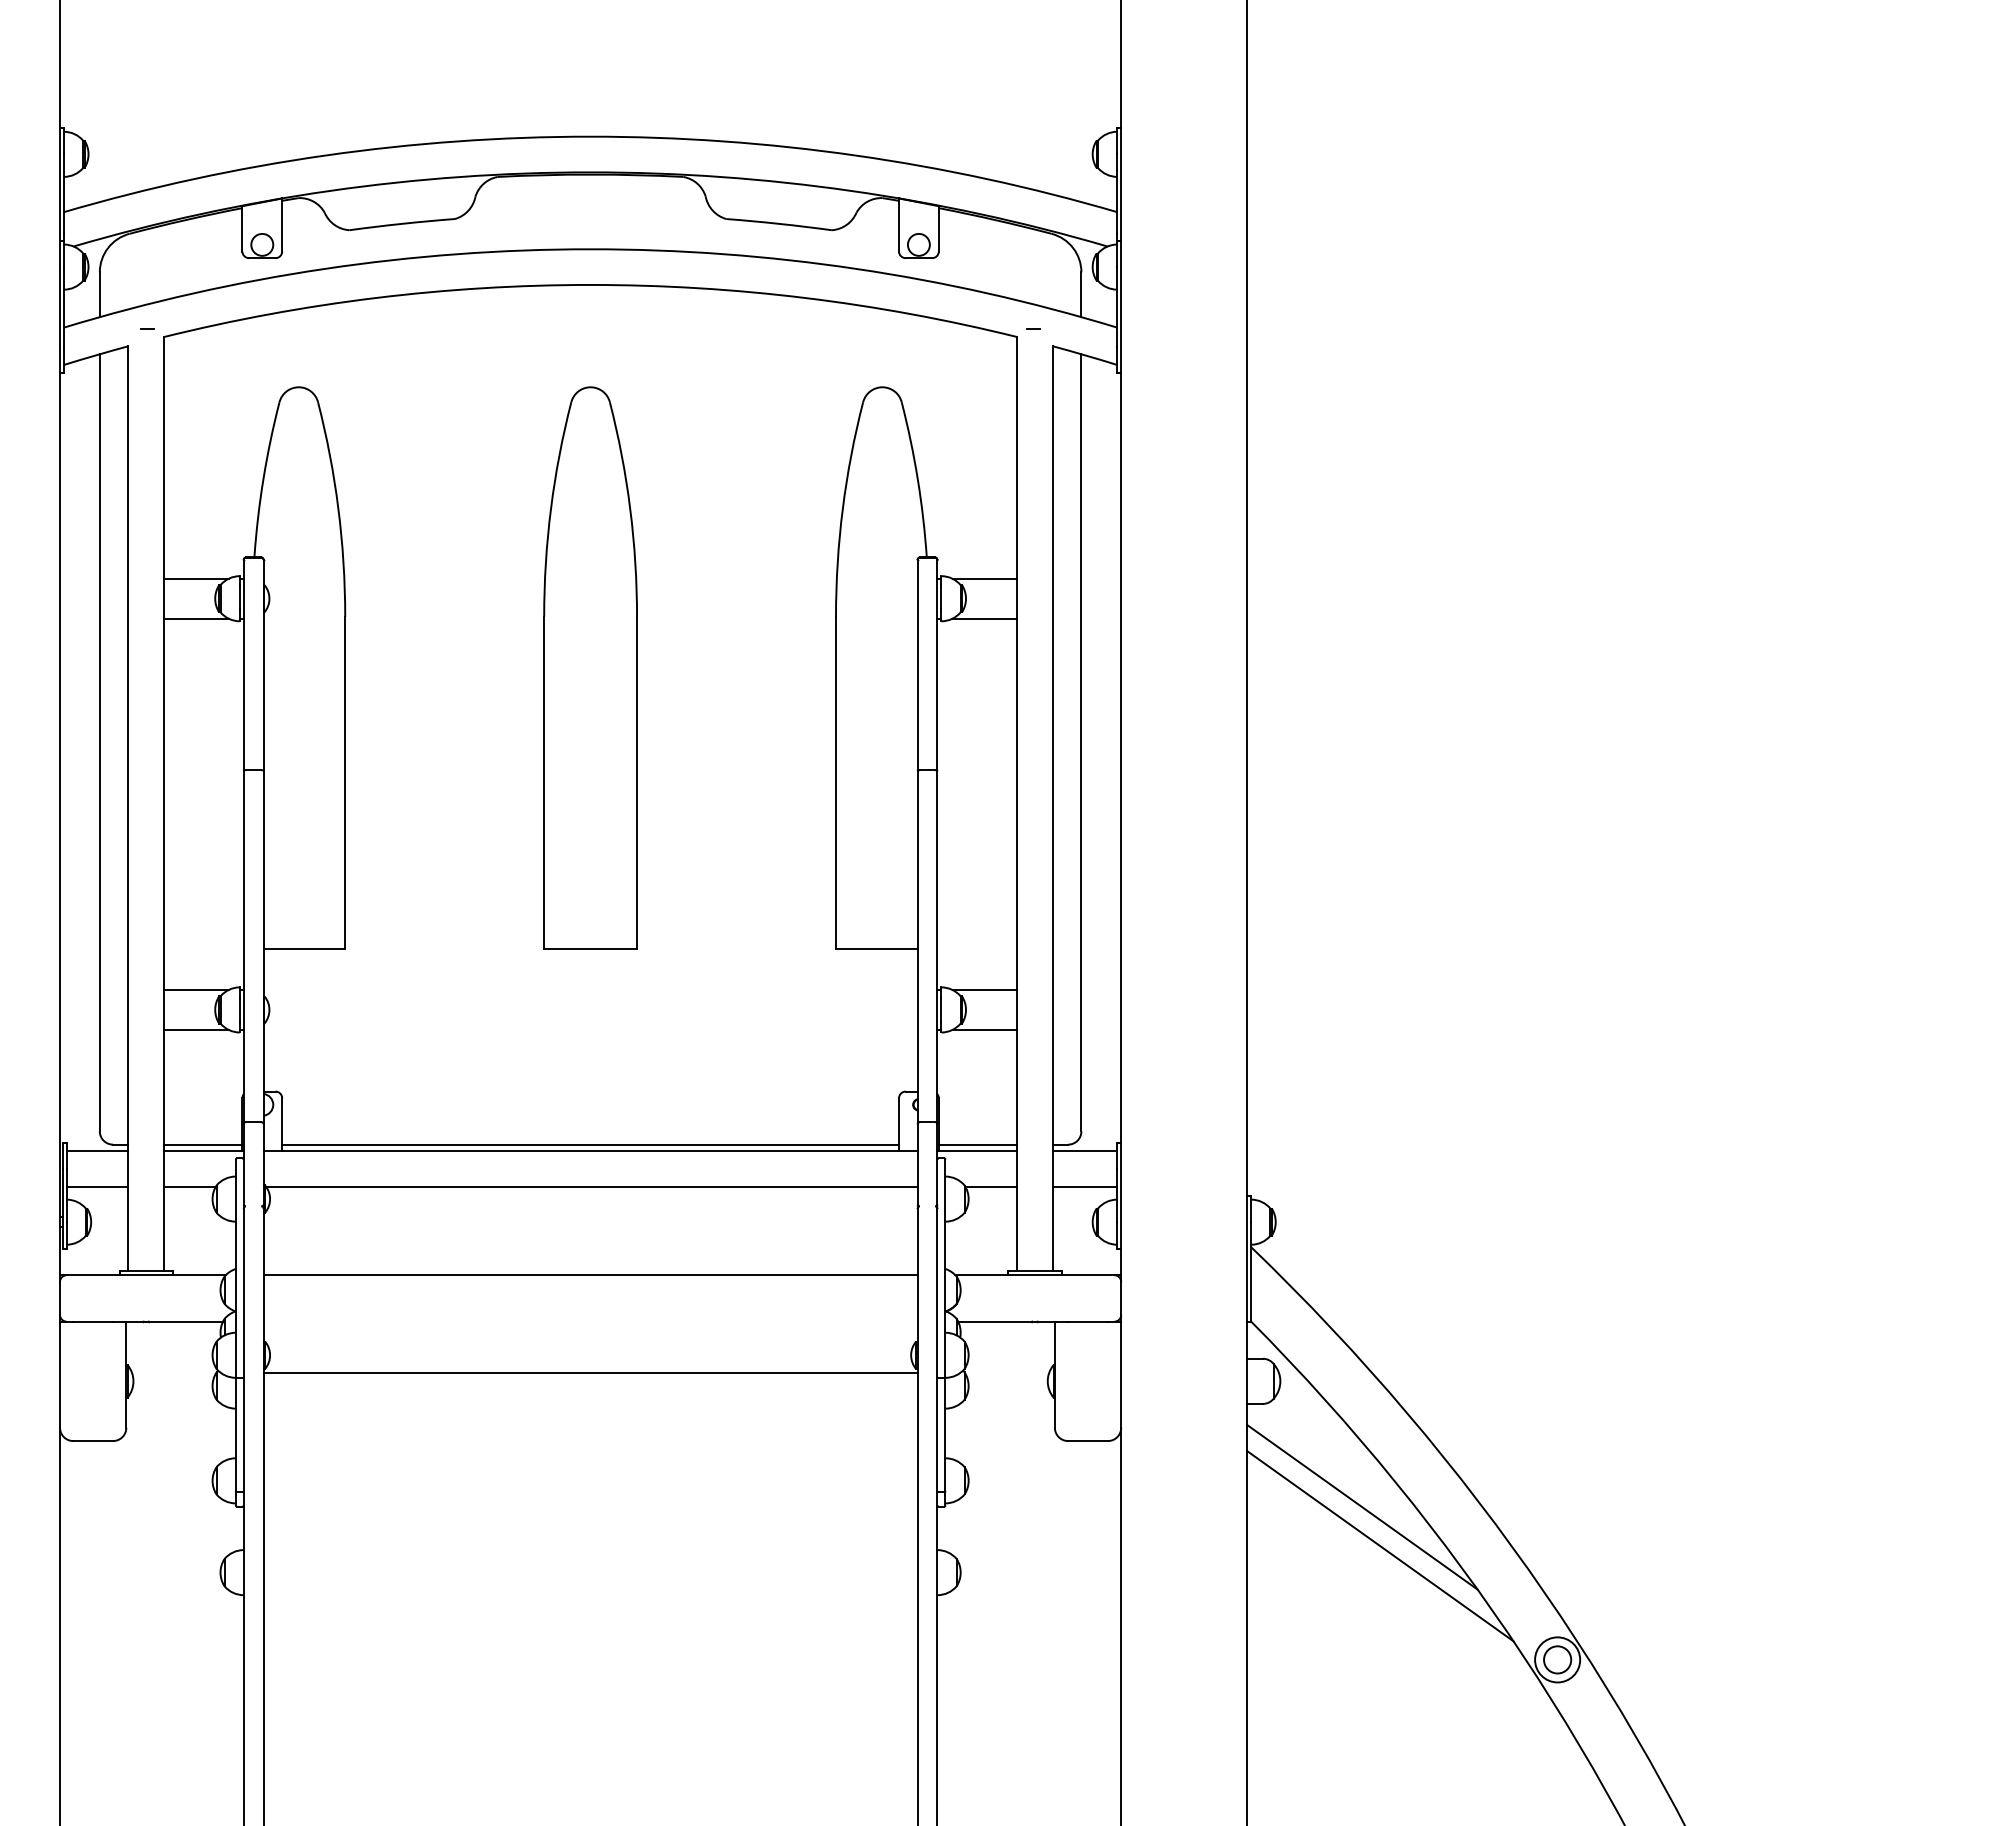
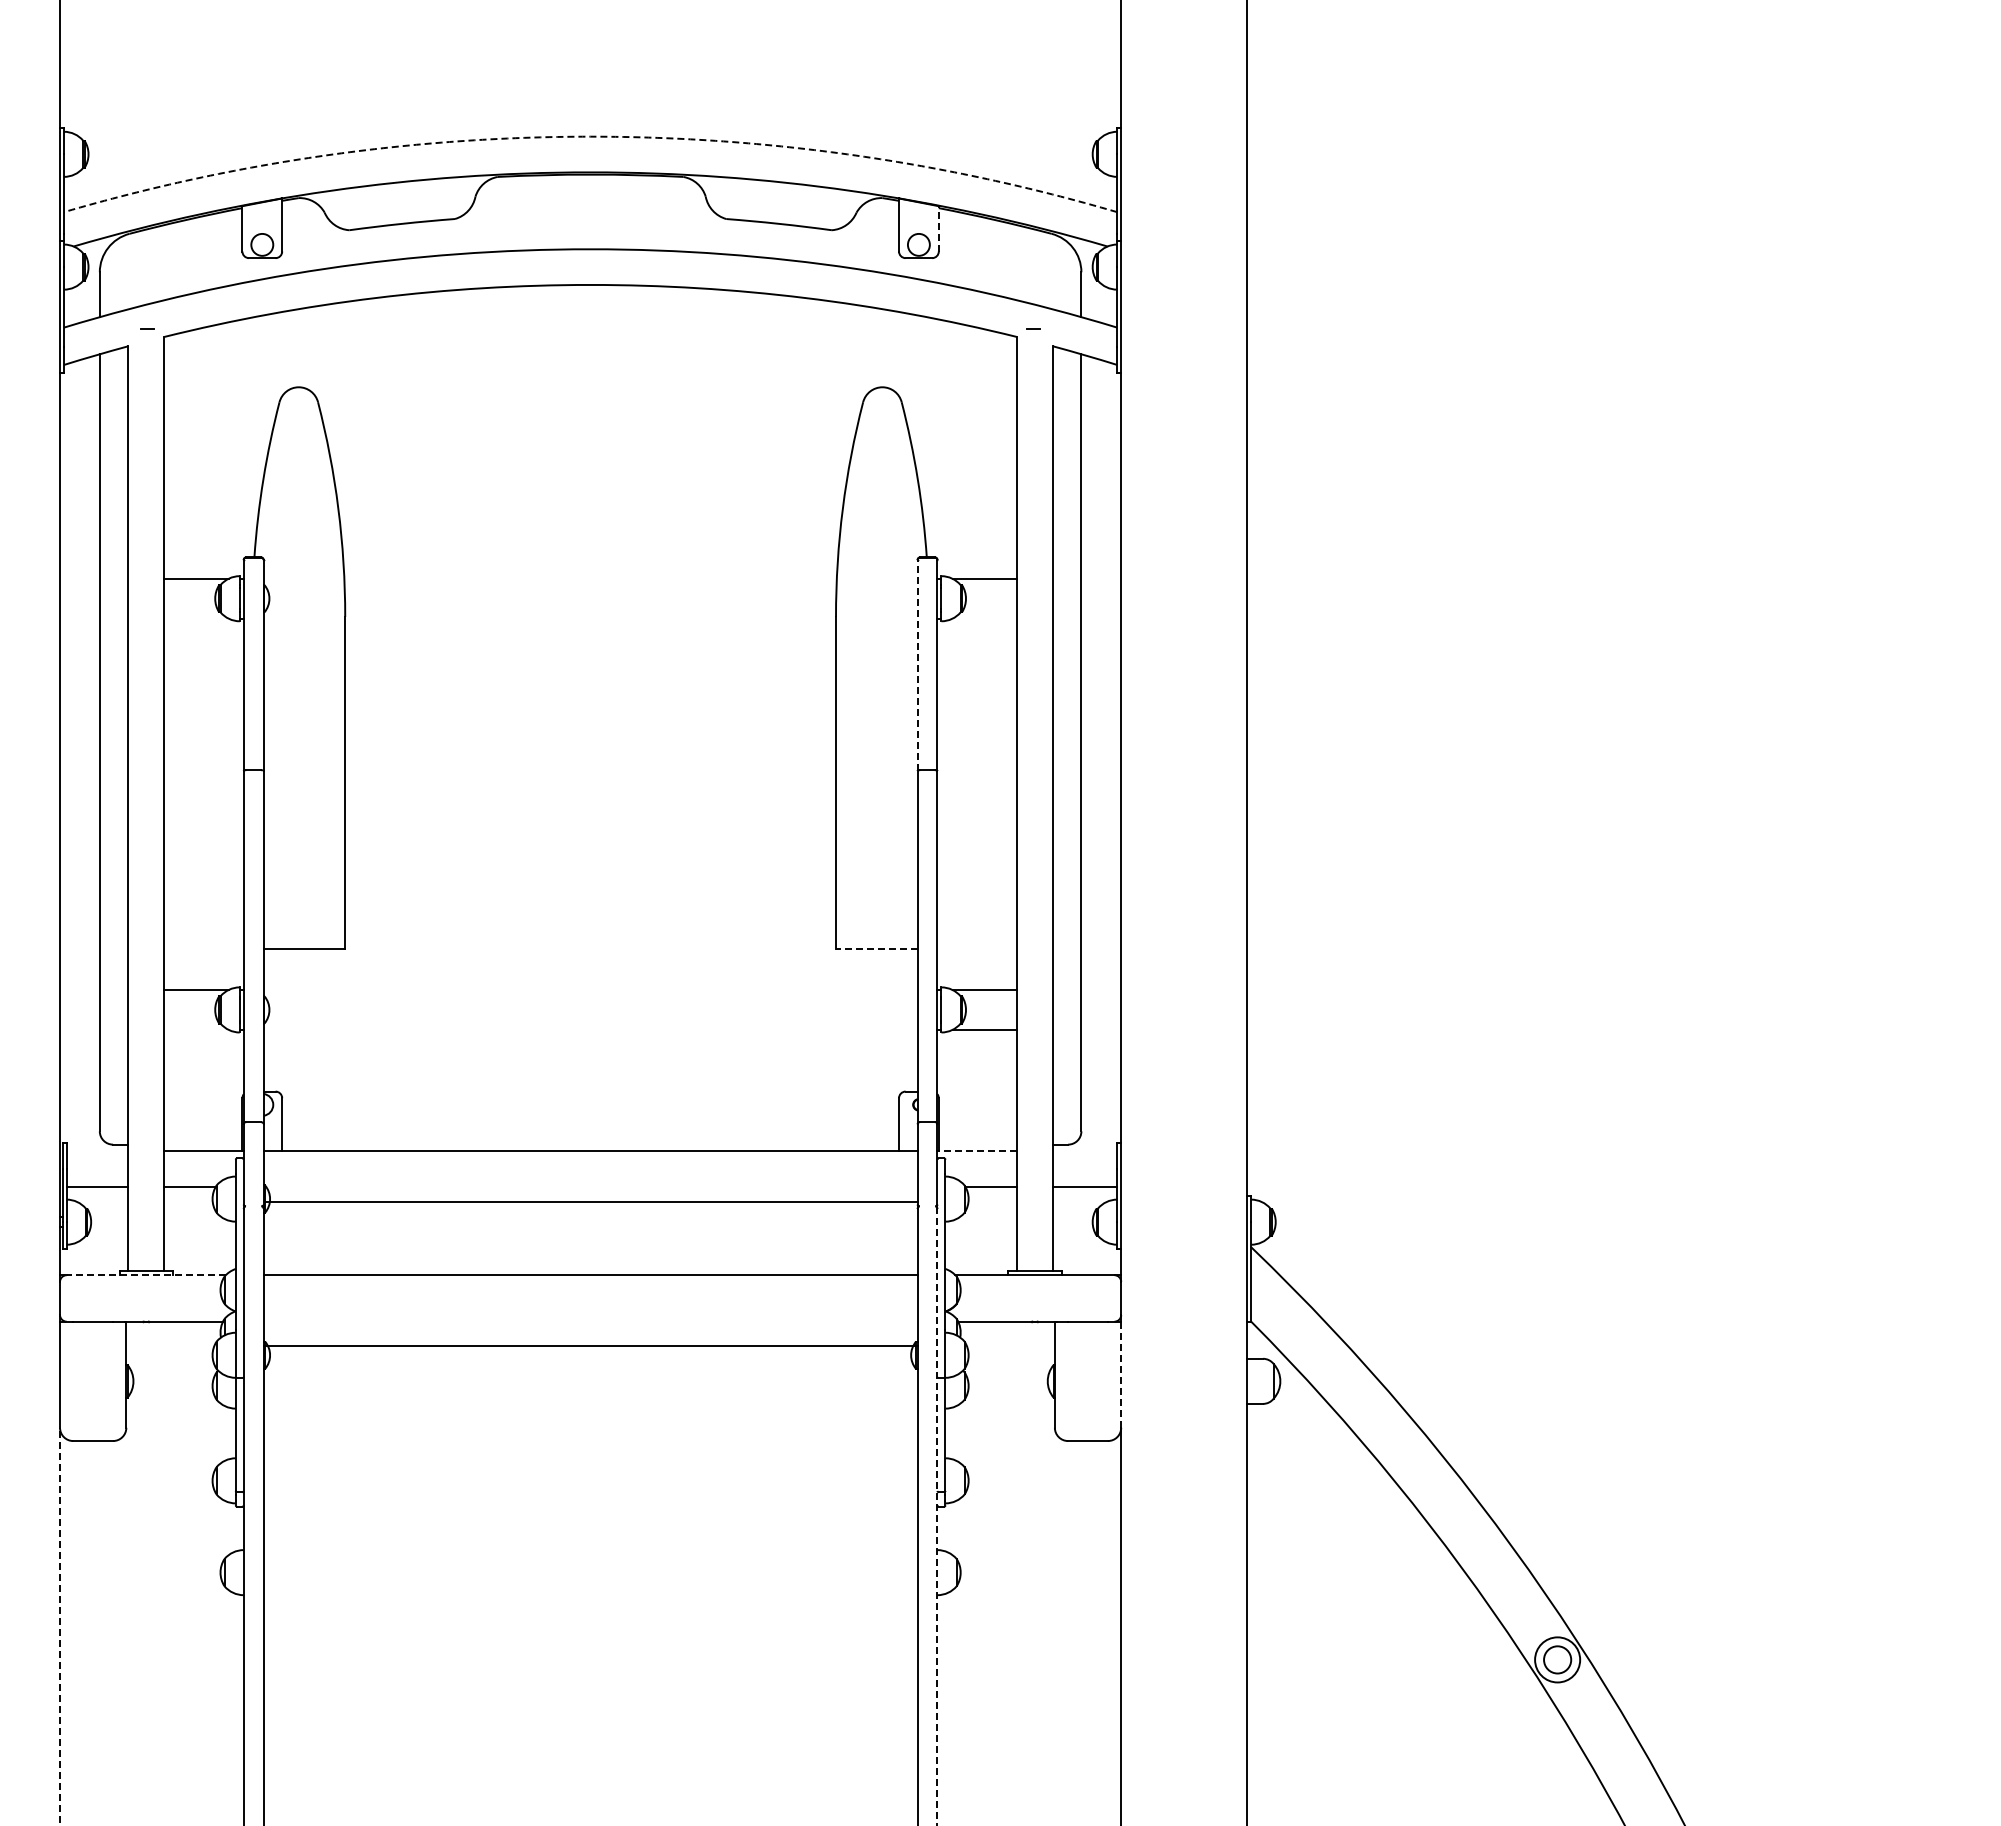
arc: solid -> dashed (590, 136)
line: solid -> dashed (938, 228)
line: present -> none (196, 618)
line: present -> none (984, 618)
line: solid -> dashed (917, 665)
part: present -> none (590, 667)
line: solid -> dashed (876, 948)
line: present -> none (196, 1029)
line: present -> none (203, 1144)
line: present -> none (590, 1144)
line: present -> none (977, 1144)
line: present -> none (97, 1151)
line: solid -> dashed (977, 1151)
line: present -> none (1084, 1151)
line position: (591, 1186) -> (591, 1201) (591, 1201)
line: solid -> dashed (146, 1275)
line position: (590, 1372) -> (590, 1345) (590, 1345)
line: solid -> dashed (1121, 1374)
line: present -> none (1362, 1507)
line: solid -> dashed (937, 1516)
line: present -> none (1380, 1546)
line: solid -> dashed (60, 1626)
